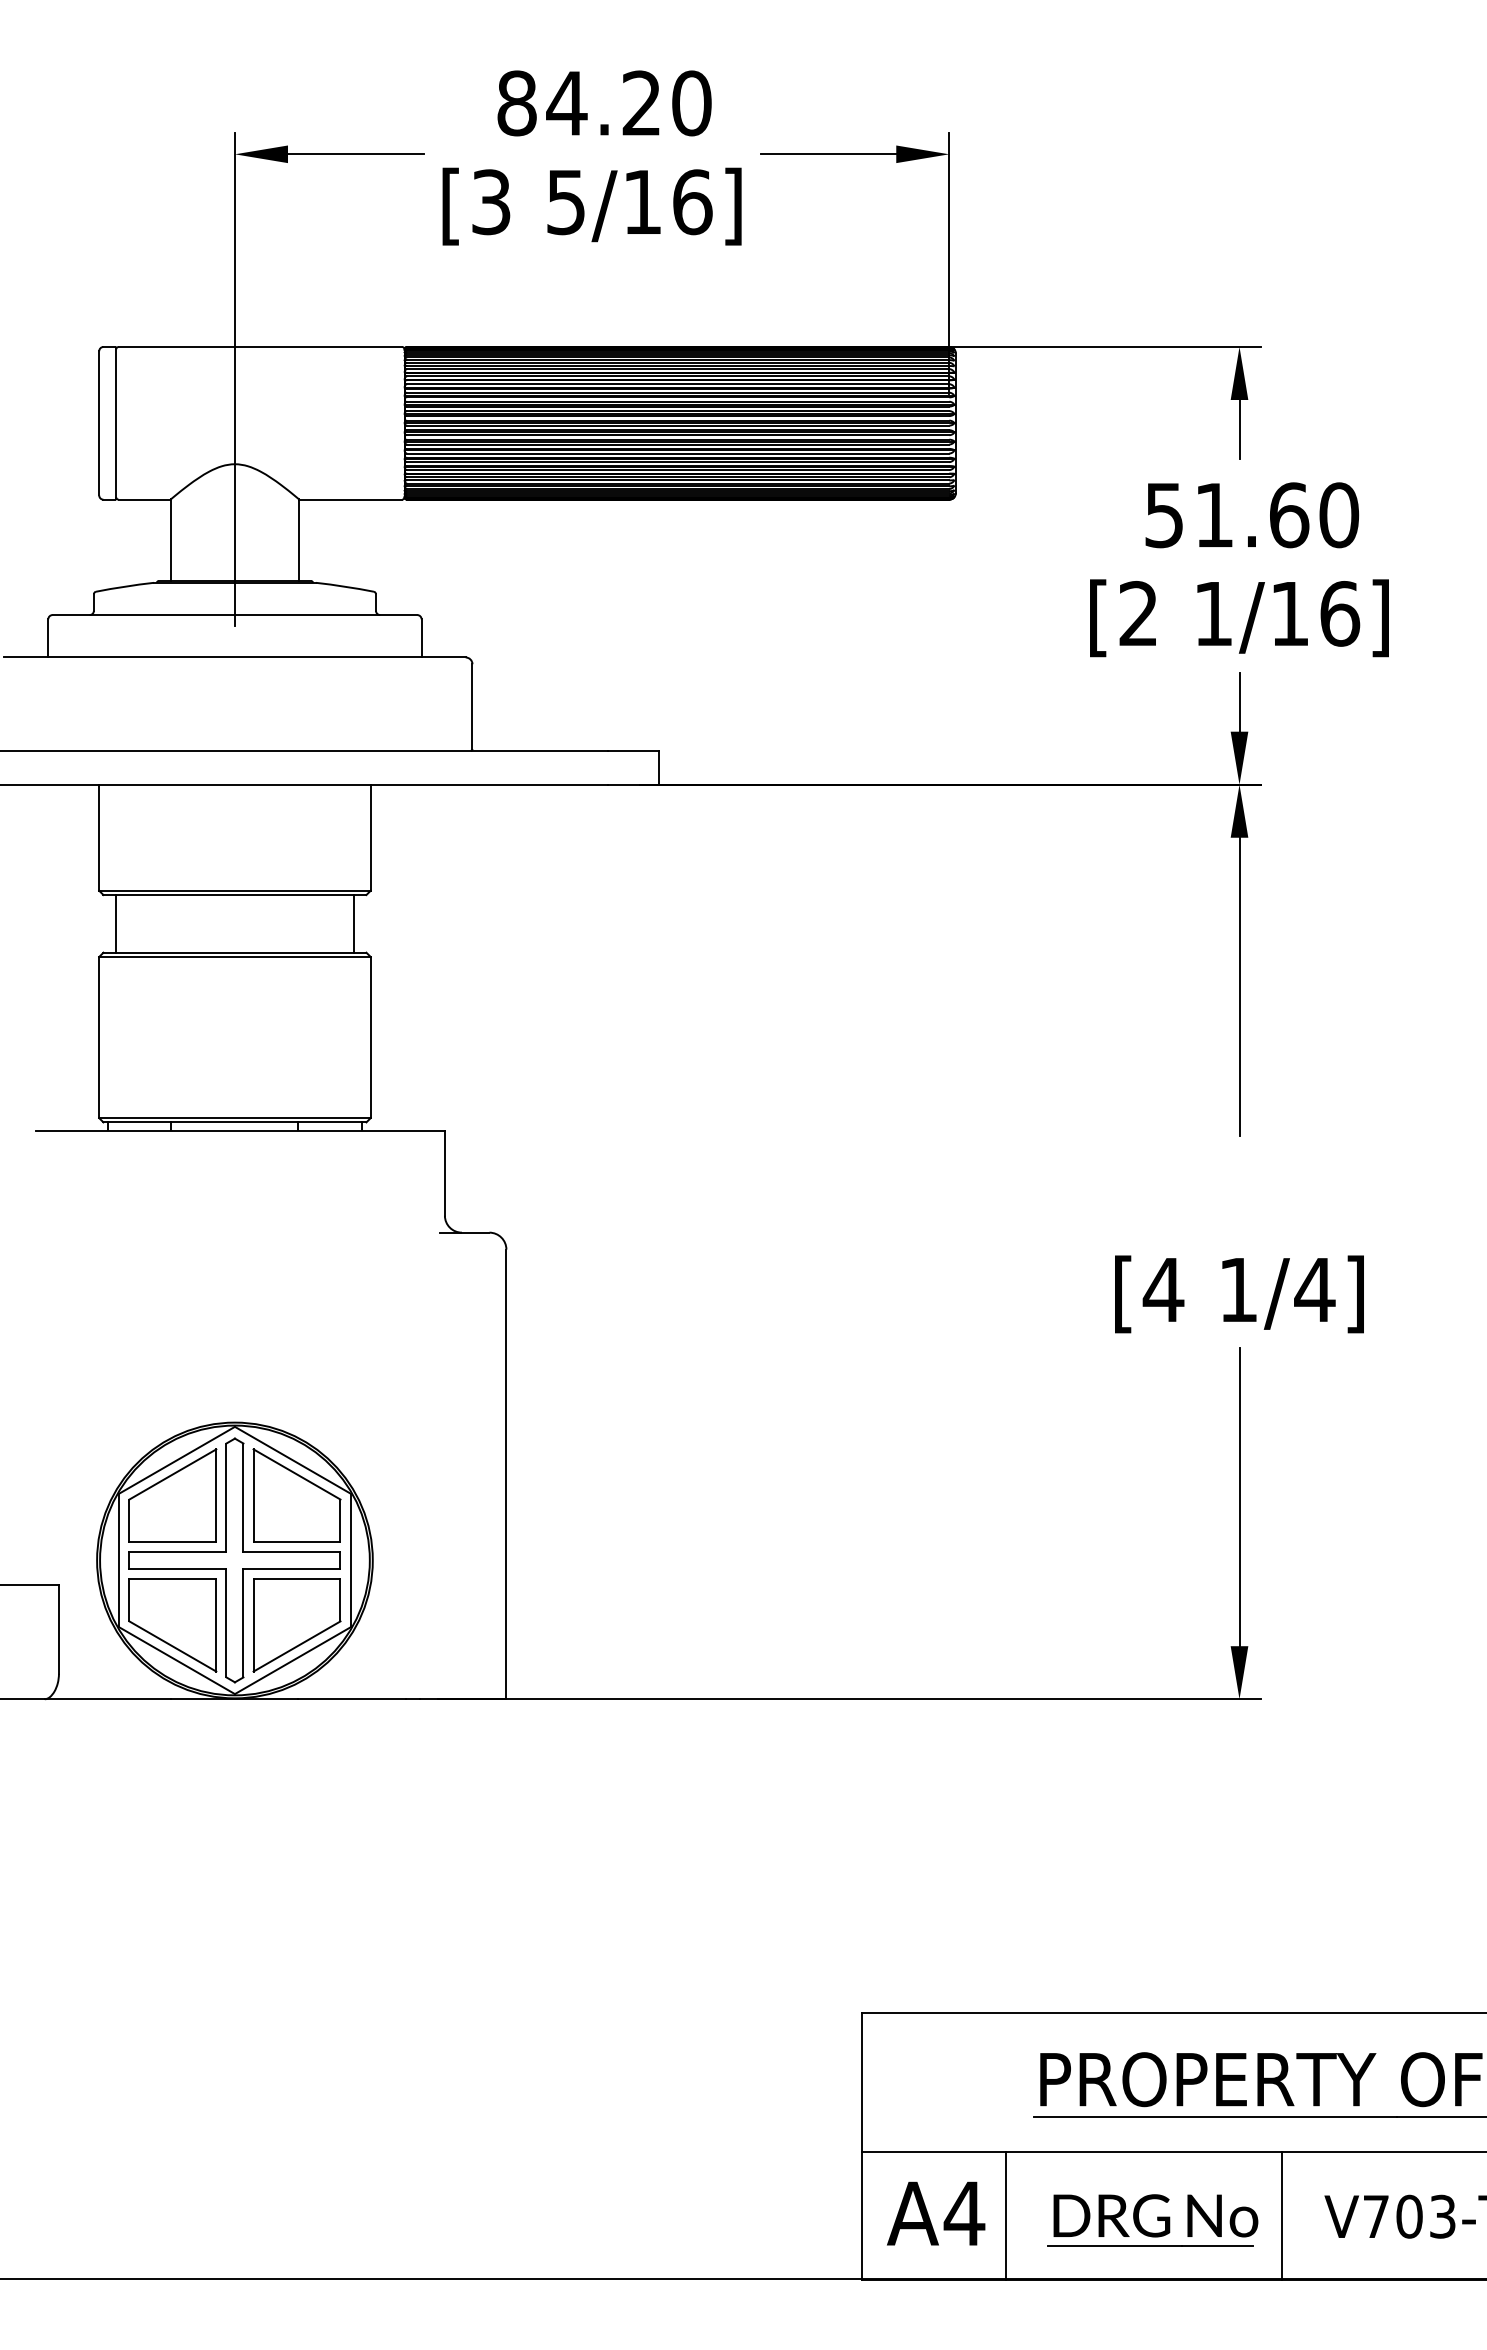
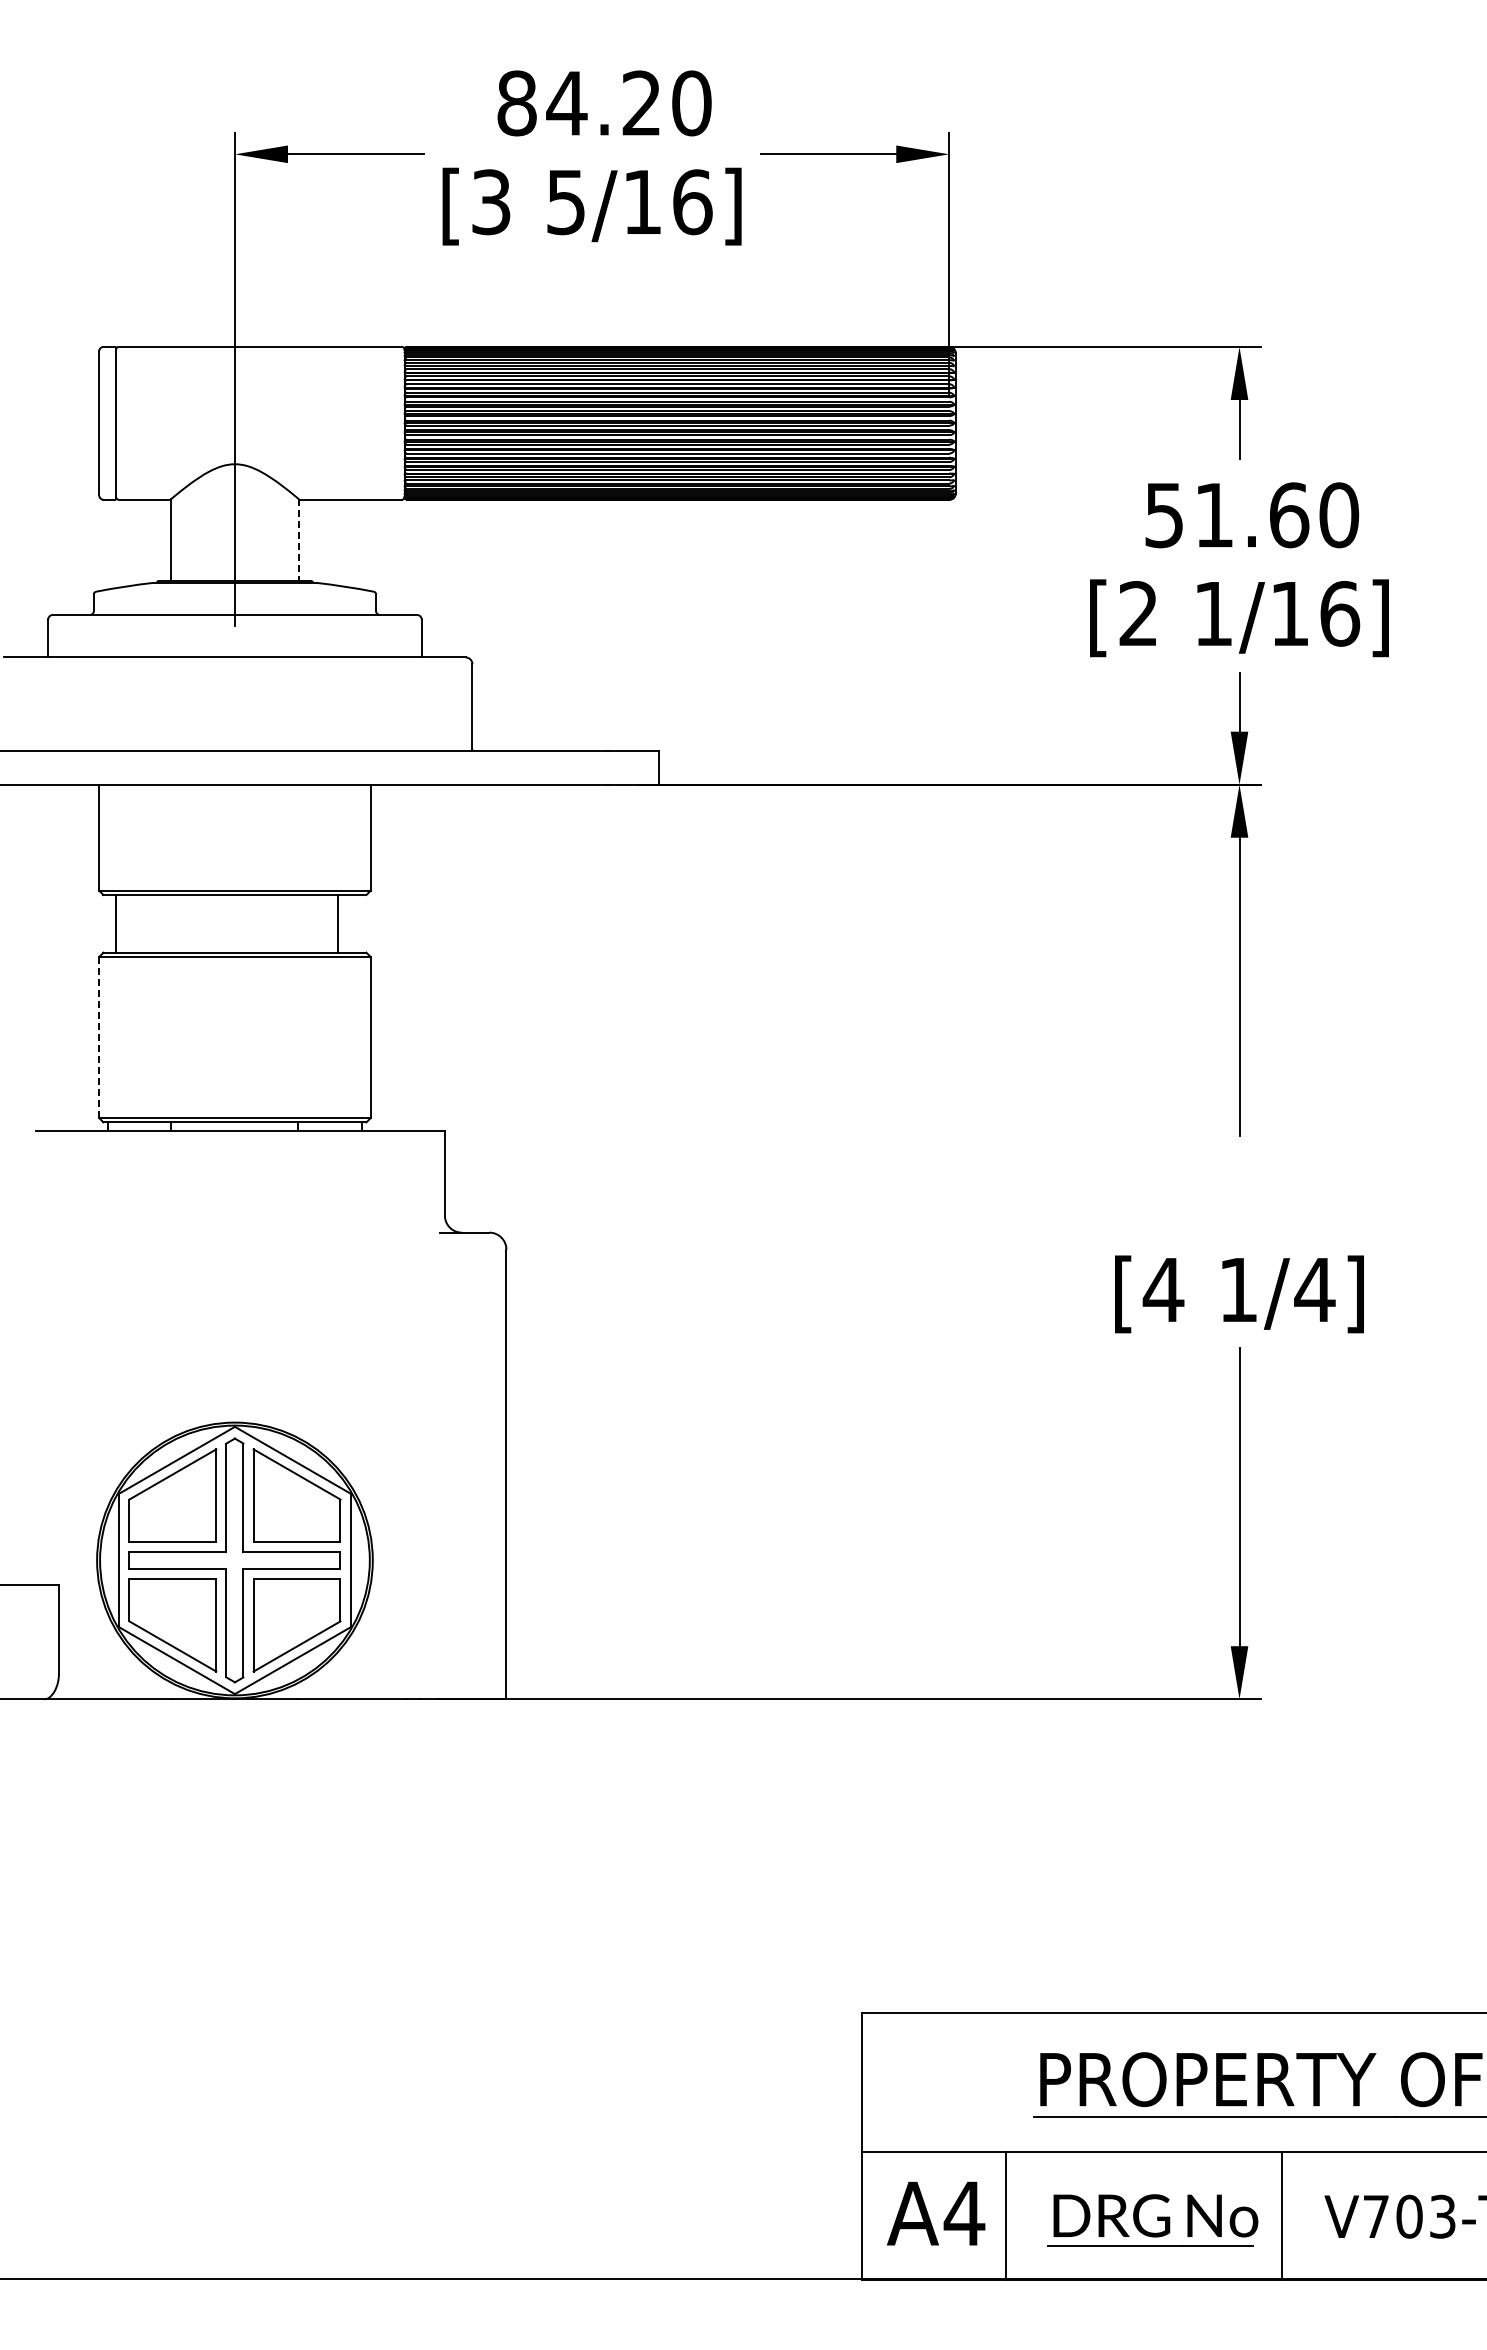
line: solid -> dashed (298, 540)
line position: (353, 923) -> (337, 923) (337, 923)
line: solid -> dashed (99, 1037)
